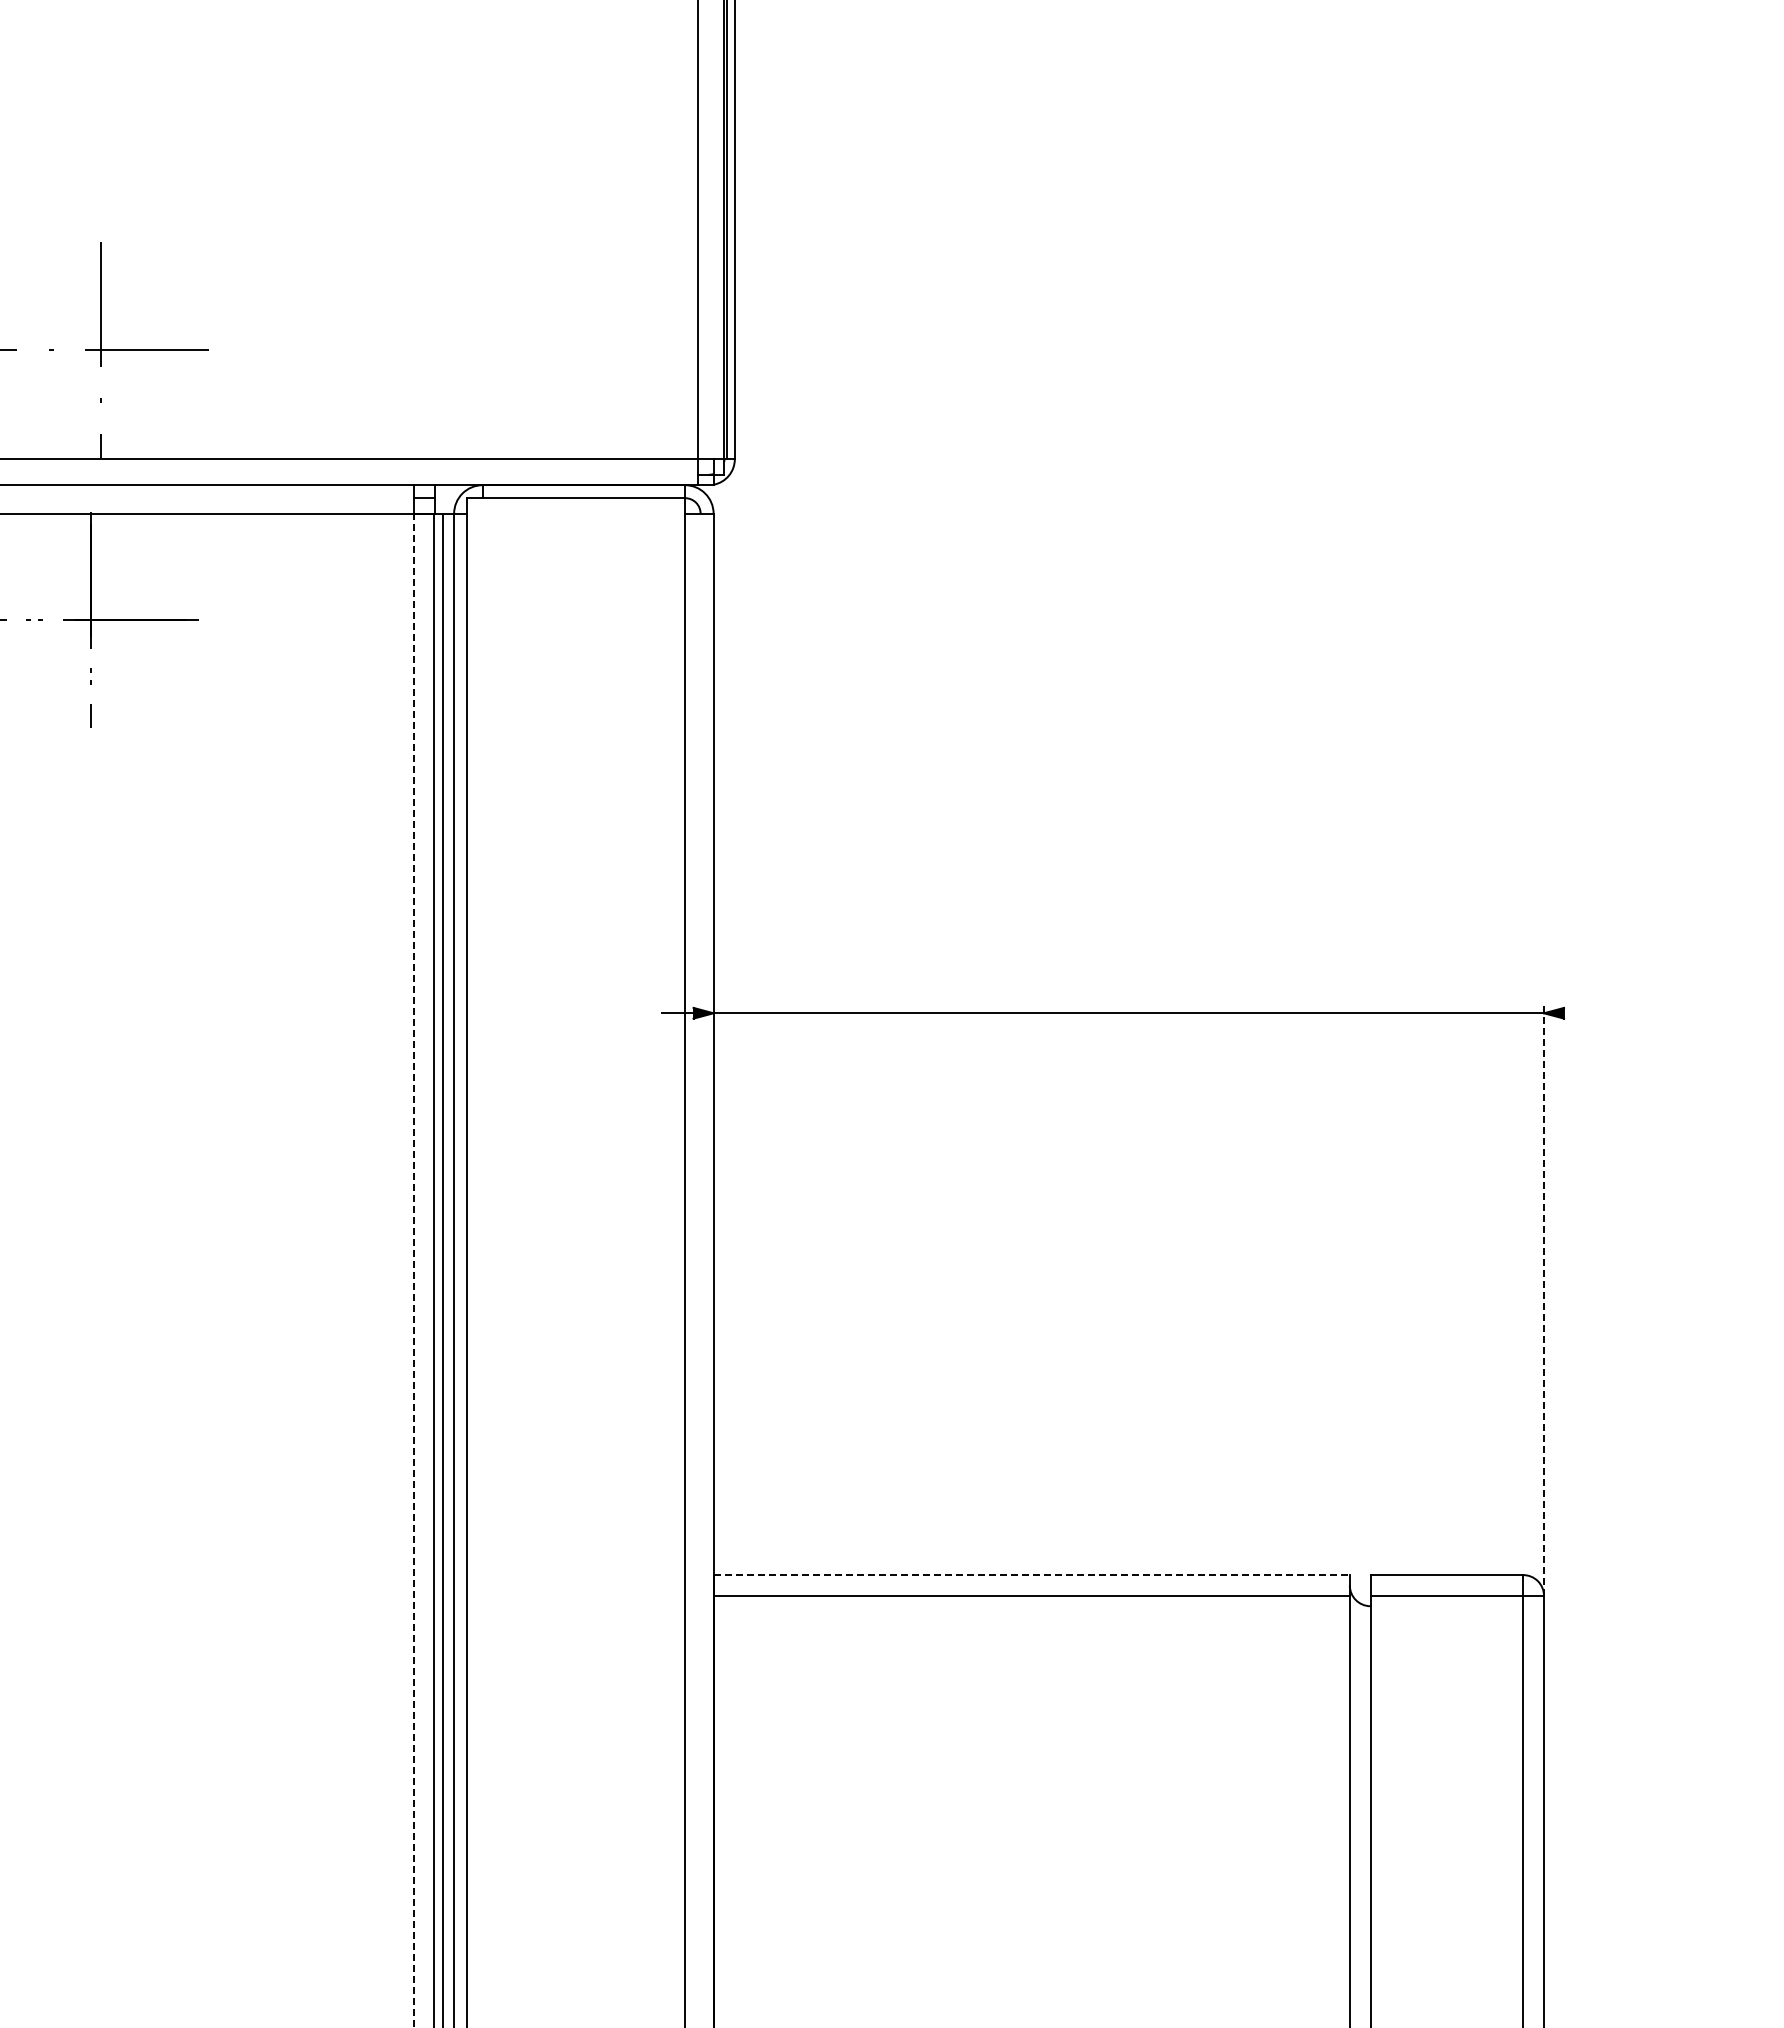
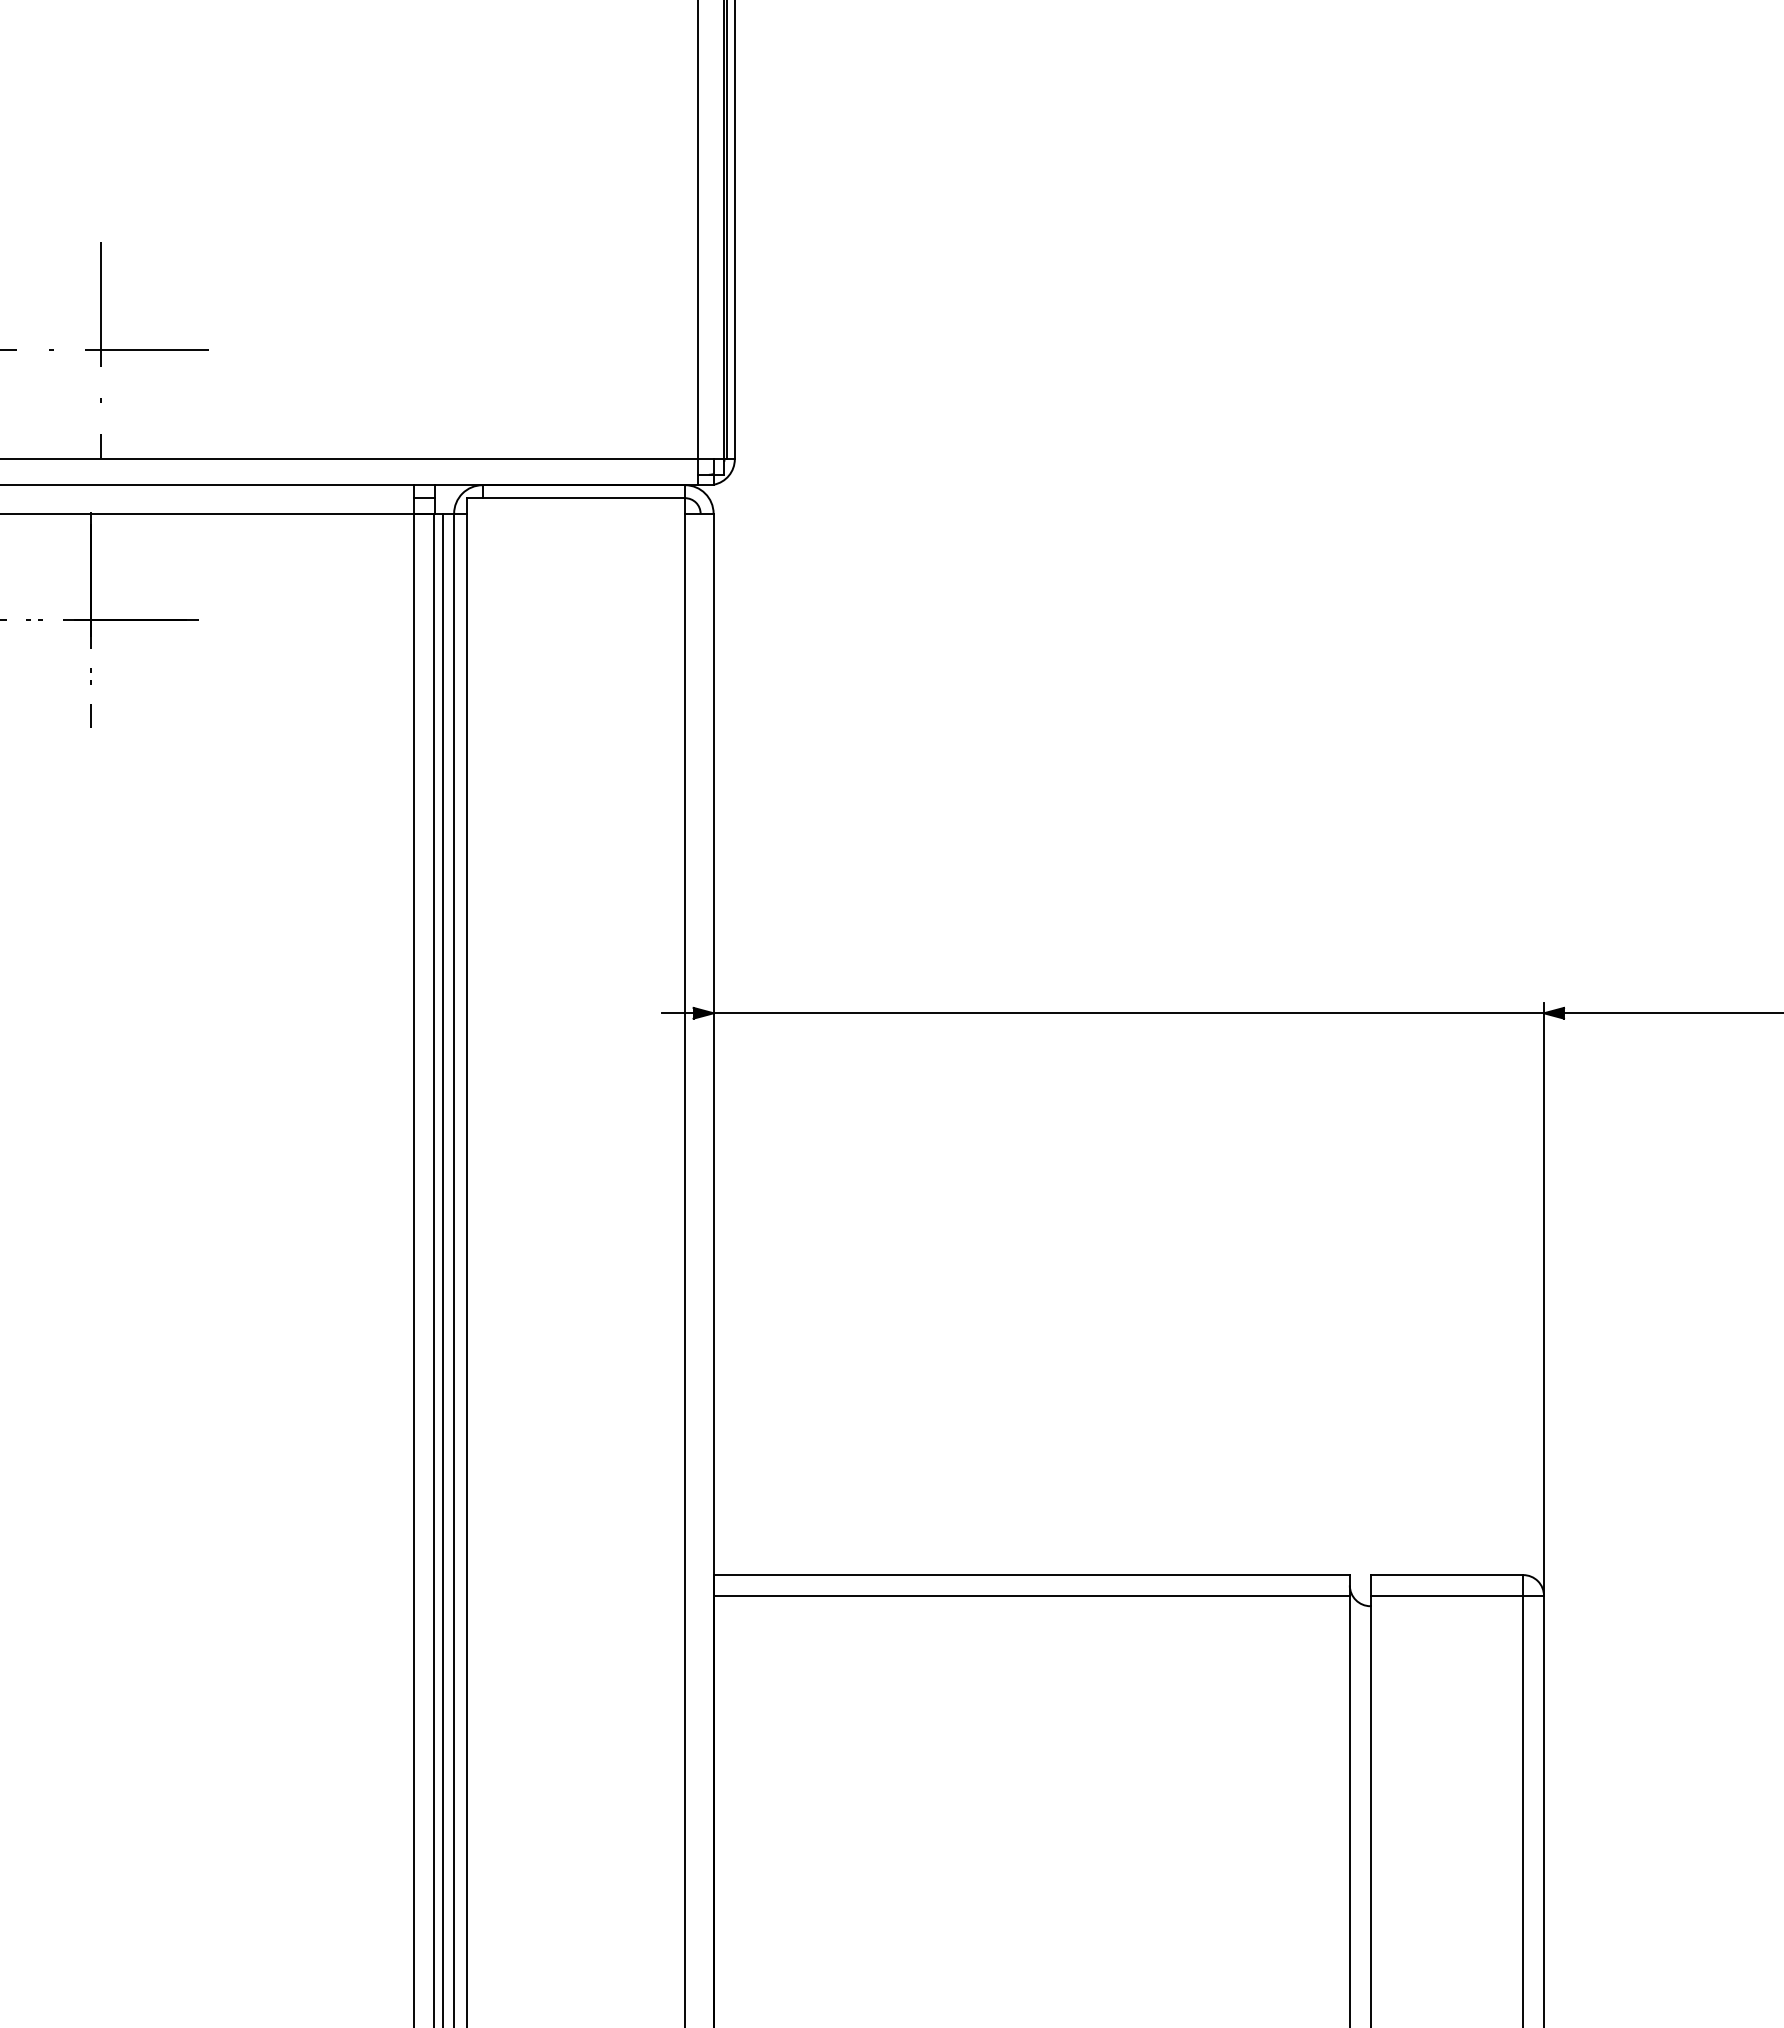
line: none -> present (1672, 1013)
line: dashed -> solid (414, 1270)
line: dashed -> solid (1544, 1298)
line: dashed -> solid (1032, 1575)
